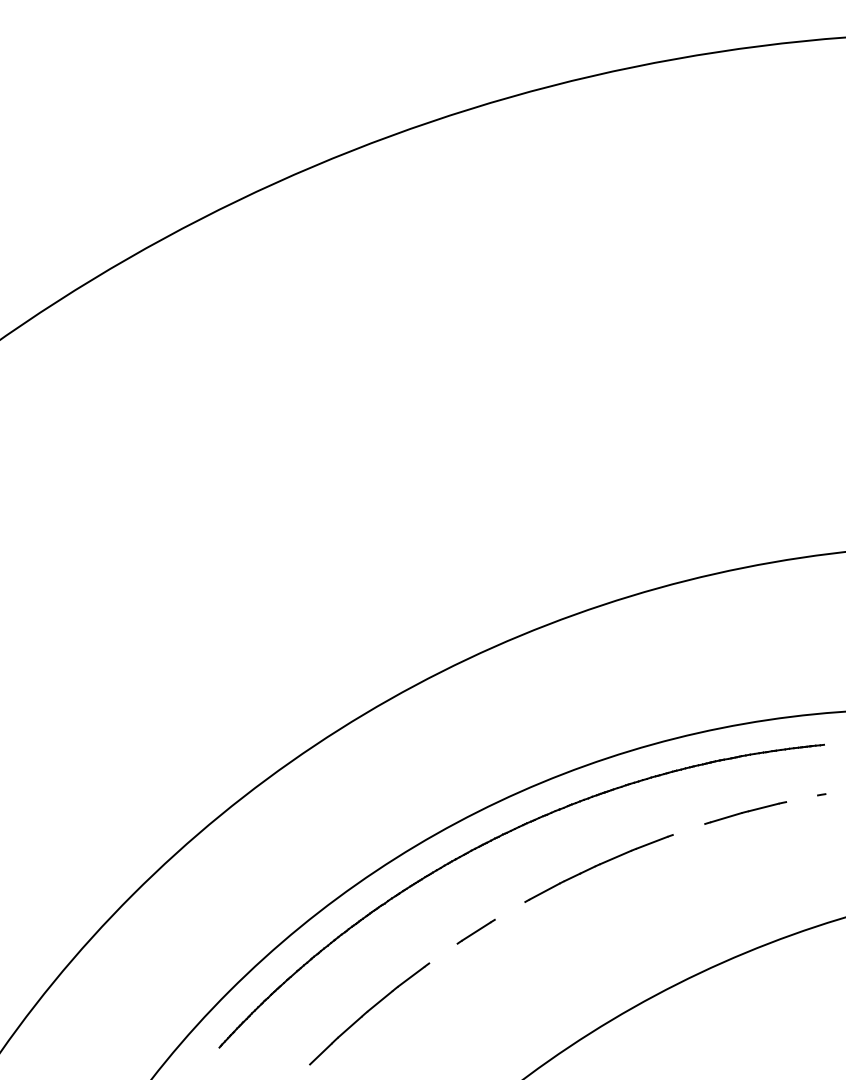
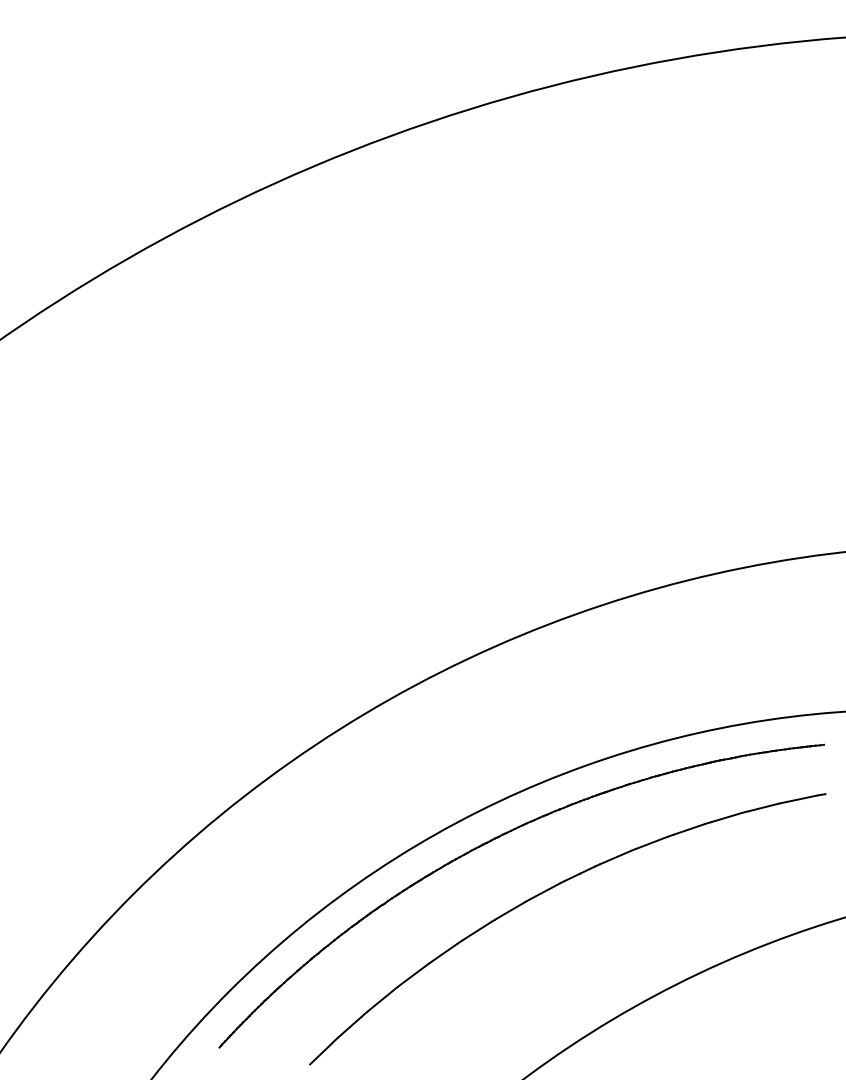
line: none -> present (802, 798)
line: none -> present (688, 829)
line: none -> present (509, 910)
line: none -> present (442, 953)
